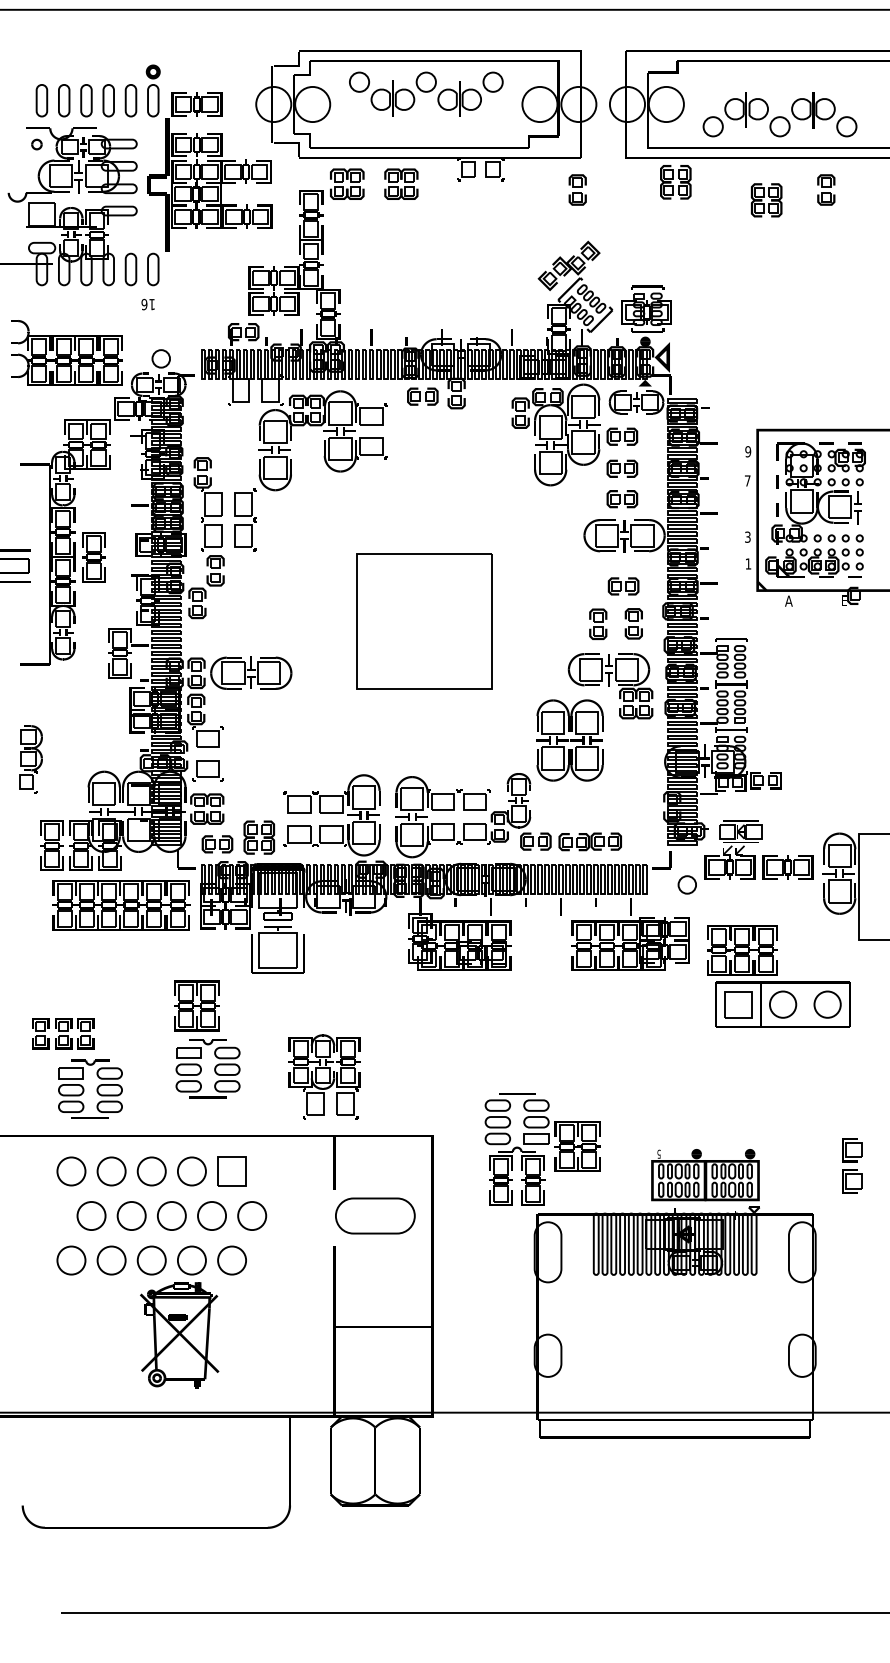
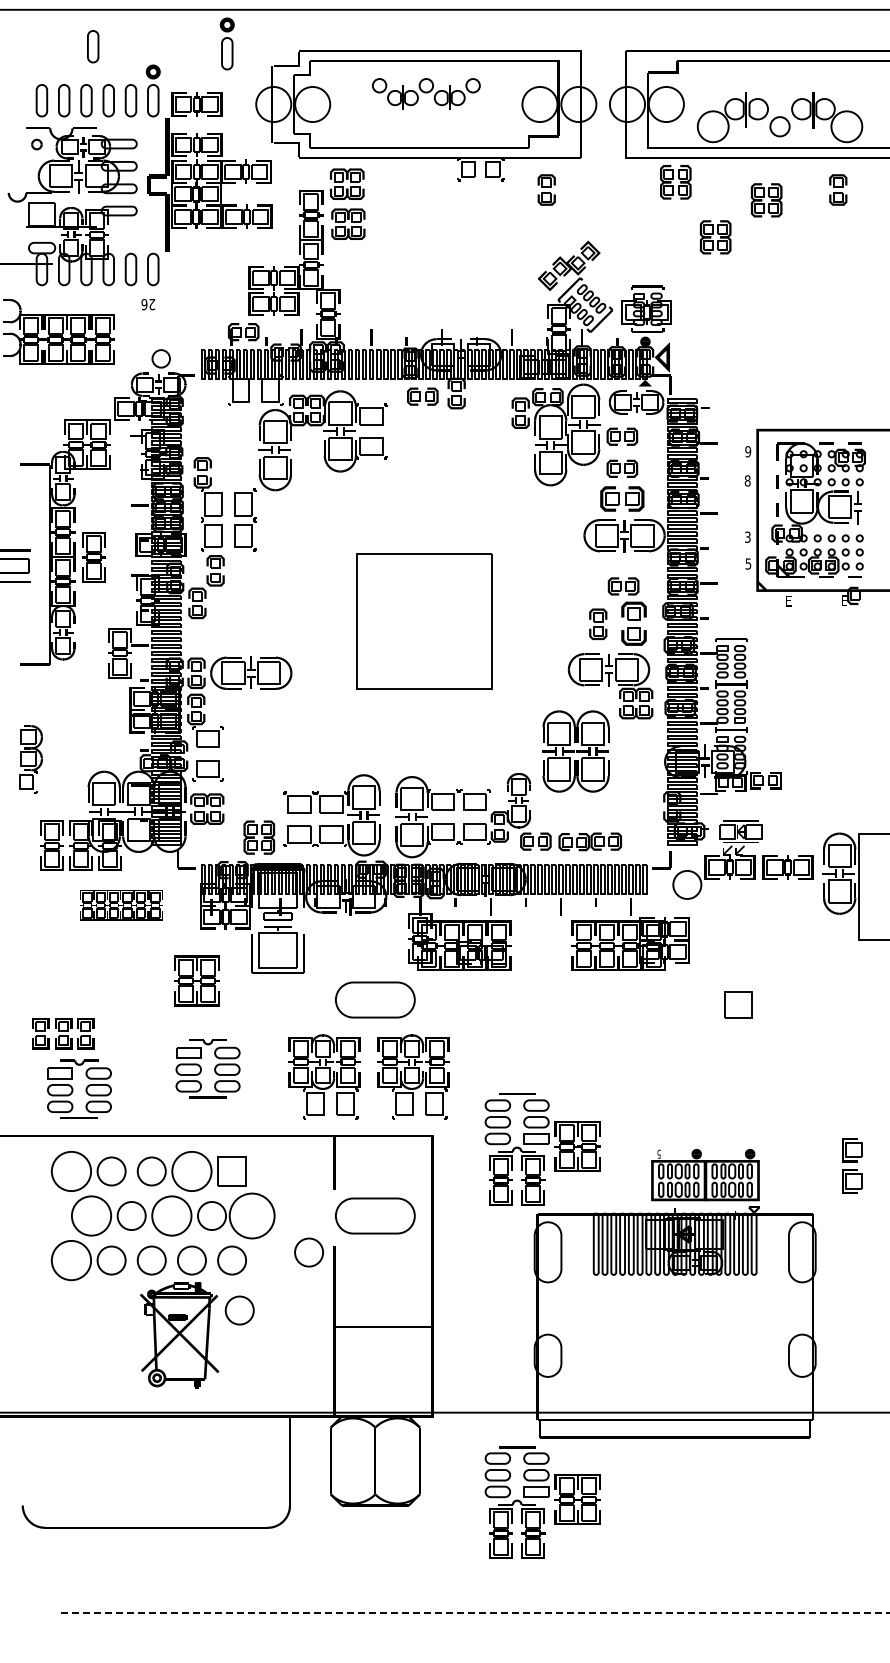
part: none -> present (226, 43)
part: none -> present (93, 46)
part size: 155x46 px -> 109x32 px (426, 93)
circle diameter: 19 px -> 31 px (712, 126)
circle diameter: 19 px -> 31 px (846, 126)
part position: (401, 183) -> (348, 223) (348, 223)
part position: (577, 189) -> (546, 189) (546, 189)
part position: (826, 189) -> (838, 189) (838, 189)
part: none -> present (715, 237)
text: 16 -> 26 (152, 304)
part position: (66, 352) -> (58, 331) (58, 331)
text: 7 -> 8 (747, 480)
part size: 33x19 px -> 45x26 px (622, 498)
text: 1 -> 5 (748, 563)
text: A -> E (788, 600)
part size: 19x32 px -> 26x45 px (633, 623)
part position: (569, 740) -> (575, 751) (575, 751)
part: present -> none (217, 844)
circle diameter: 18 px -> 28 px (687, 884)
part size: 139x51 px -> 83x31 px (121, 905)
part: present -> none (778, 976)
part: none -> present (375, 999)
part position: (196, 1005) -> (196, 980) (196, 980)
part: none -> present (413, 1076)
part position: (90, 1088) -> (79, 1088) (79, 1088)
circle diameter: 28 px -> 39 px (71, 1171)
circle diameter: 28 px -> 39 px (191, 1171)
circle diameter: 28 px -> 39 px (91, 1215)
circle diameter: 28 px -> 39 px (171, 1215)
circle diameter: 28 px -> 45 px (251, 1215)
circle: none -> present (308, 1252)
circle diameter: 28 px -> 39 px (71, 1260)
circle: none -> present (239, 1310)
part: none -> present (542, 1502)
line: solid -> dashed (475, 1613)
